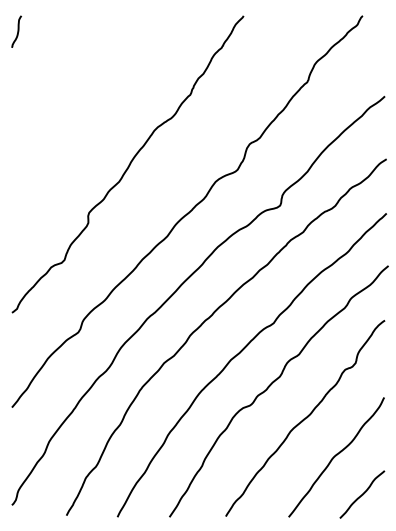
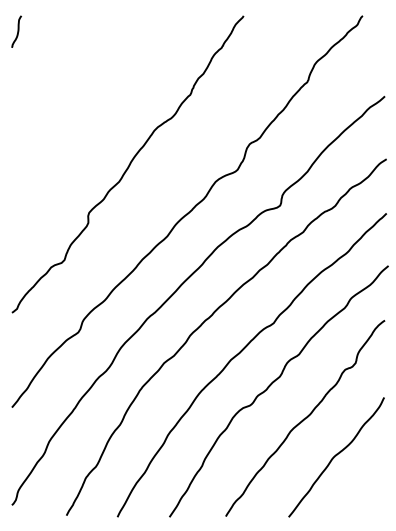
curve: present -> none (362, 494)
